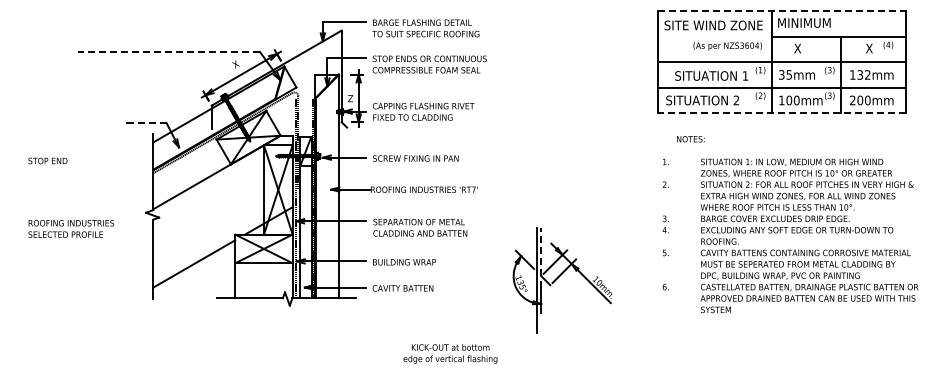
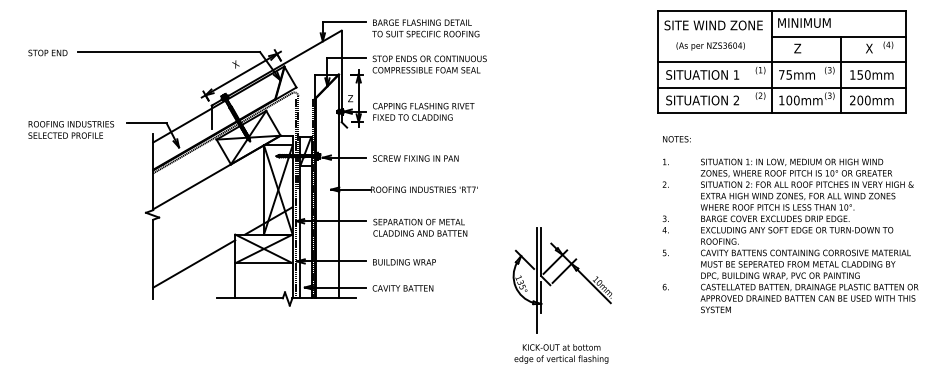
line: dashed -> solid (782, 11)
text position: (727, 46) -> (710, 46) (710, 46)
text: X -> Z (797, 48)
line: dashed -> solid (168, 52)
text: 35mm -> 75mm (781, 74)
text: 132mm -> 150mm (863, 74)
text position: (711, 75) -> (702, 74) (702, 74)
line: dashed -> solid (781, 113)
line: dashed -> solid (147, 123)
text position: (690, 139) -> (676, 139) (676, 139)
text position: (47, 160) -> (47, 52) (47, 52)
text position: (71, 228) -> (71, 129) (71, 129)
line: dashed -> solid (541, 251)
text position: (450, 353) -> (561, 353) (561, 353)
